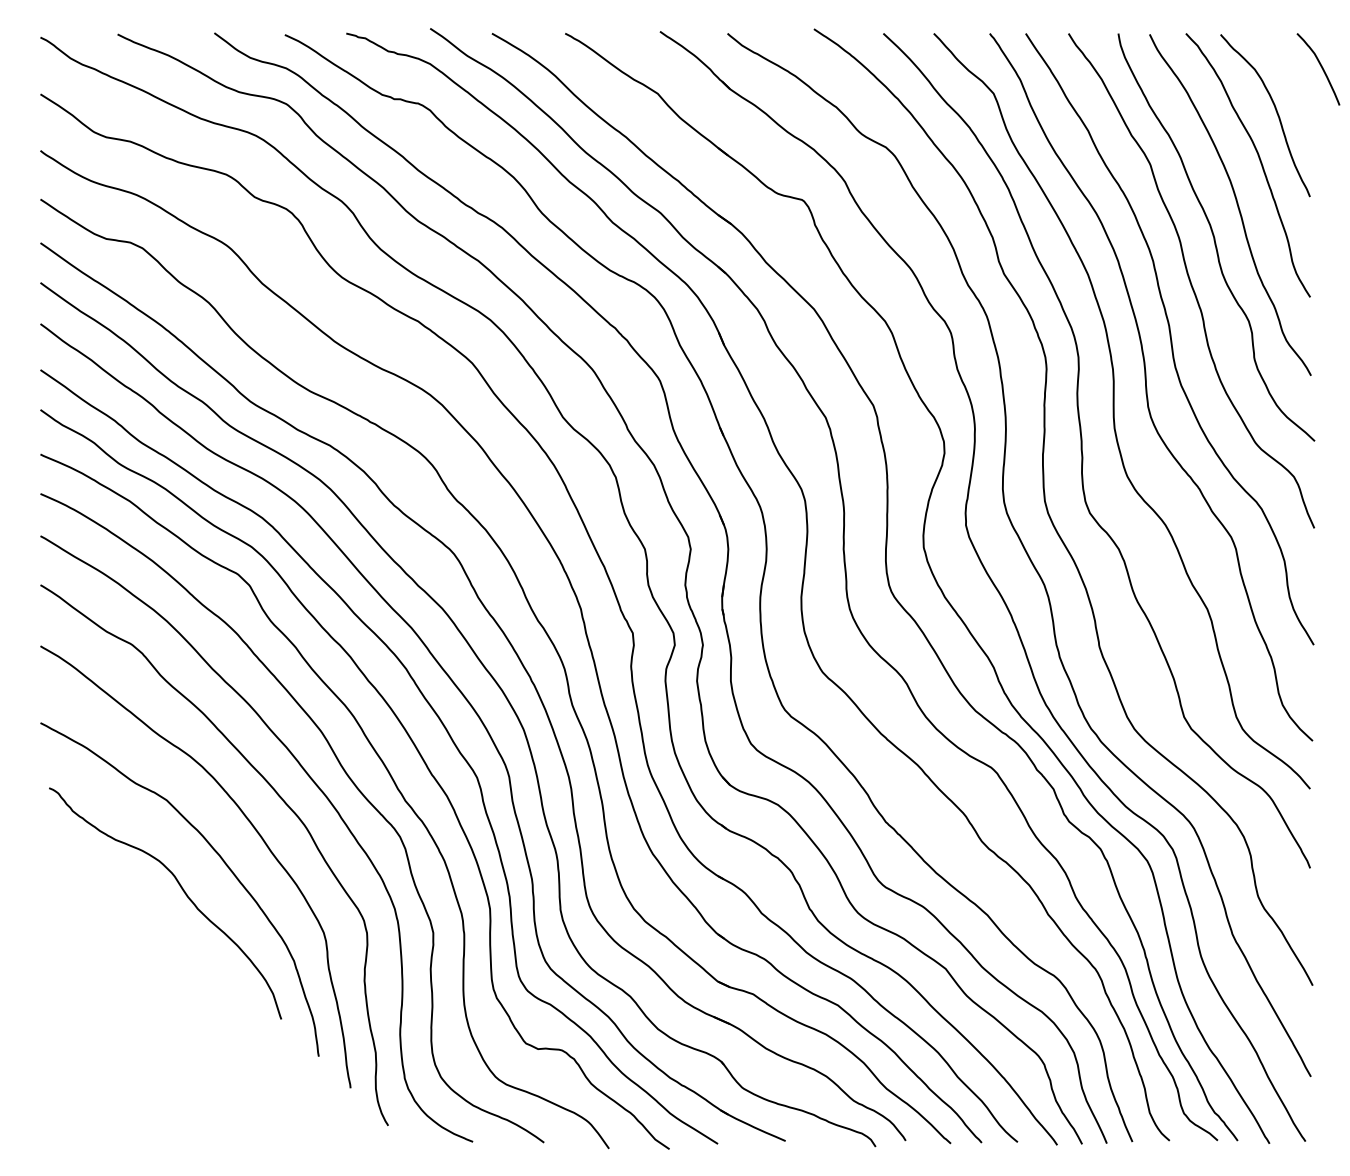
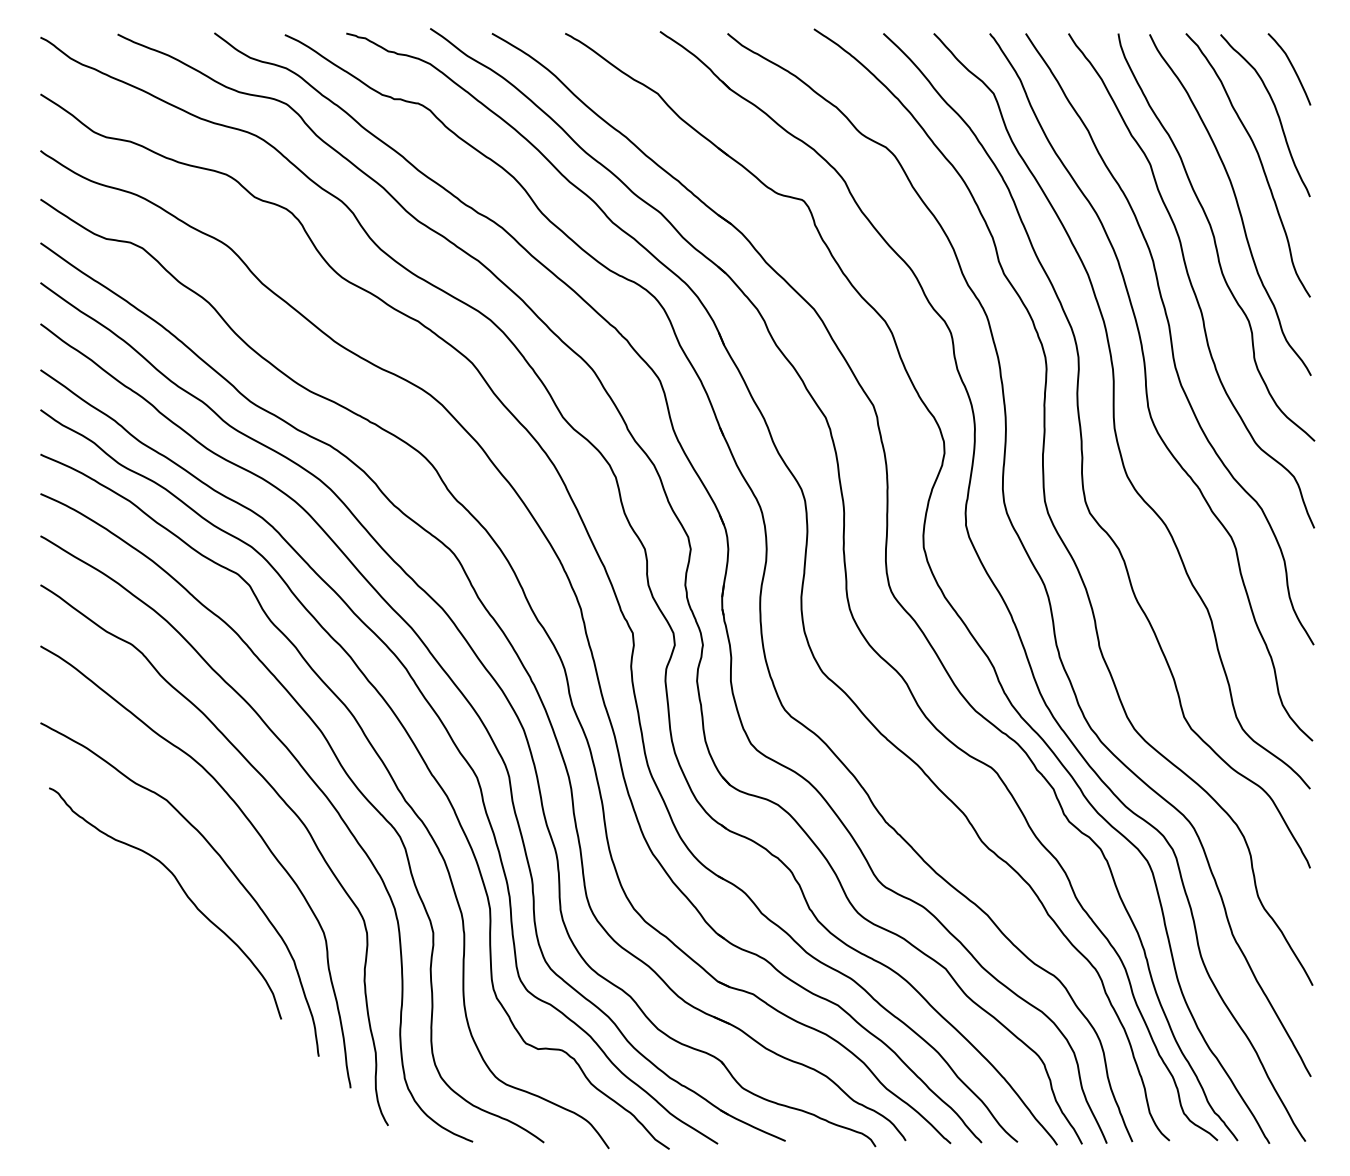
curve position: (1321, 68) -> (1292, 68) (1292, 68)
